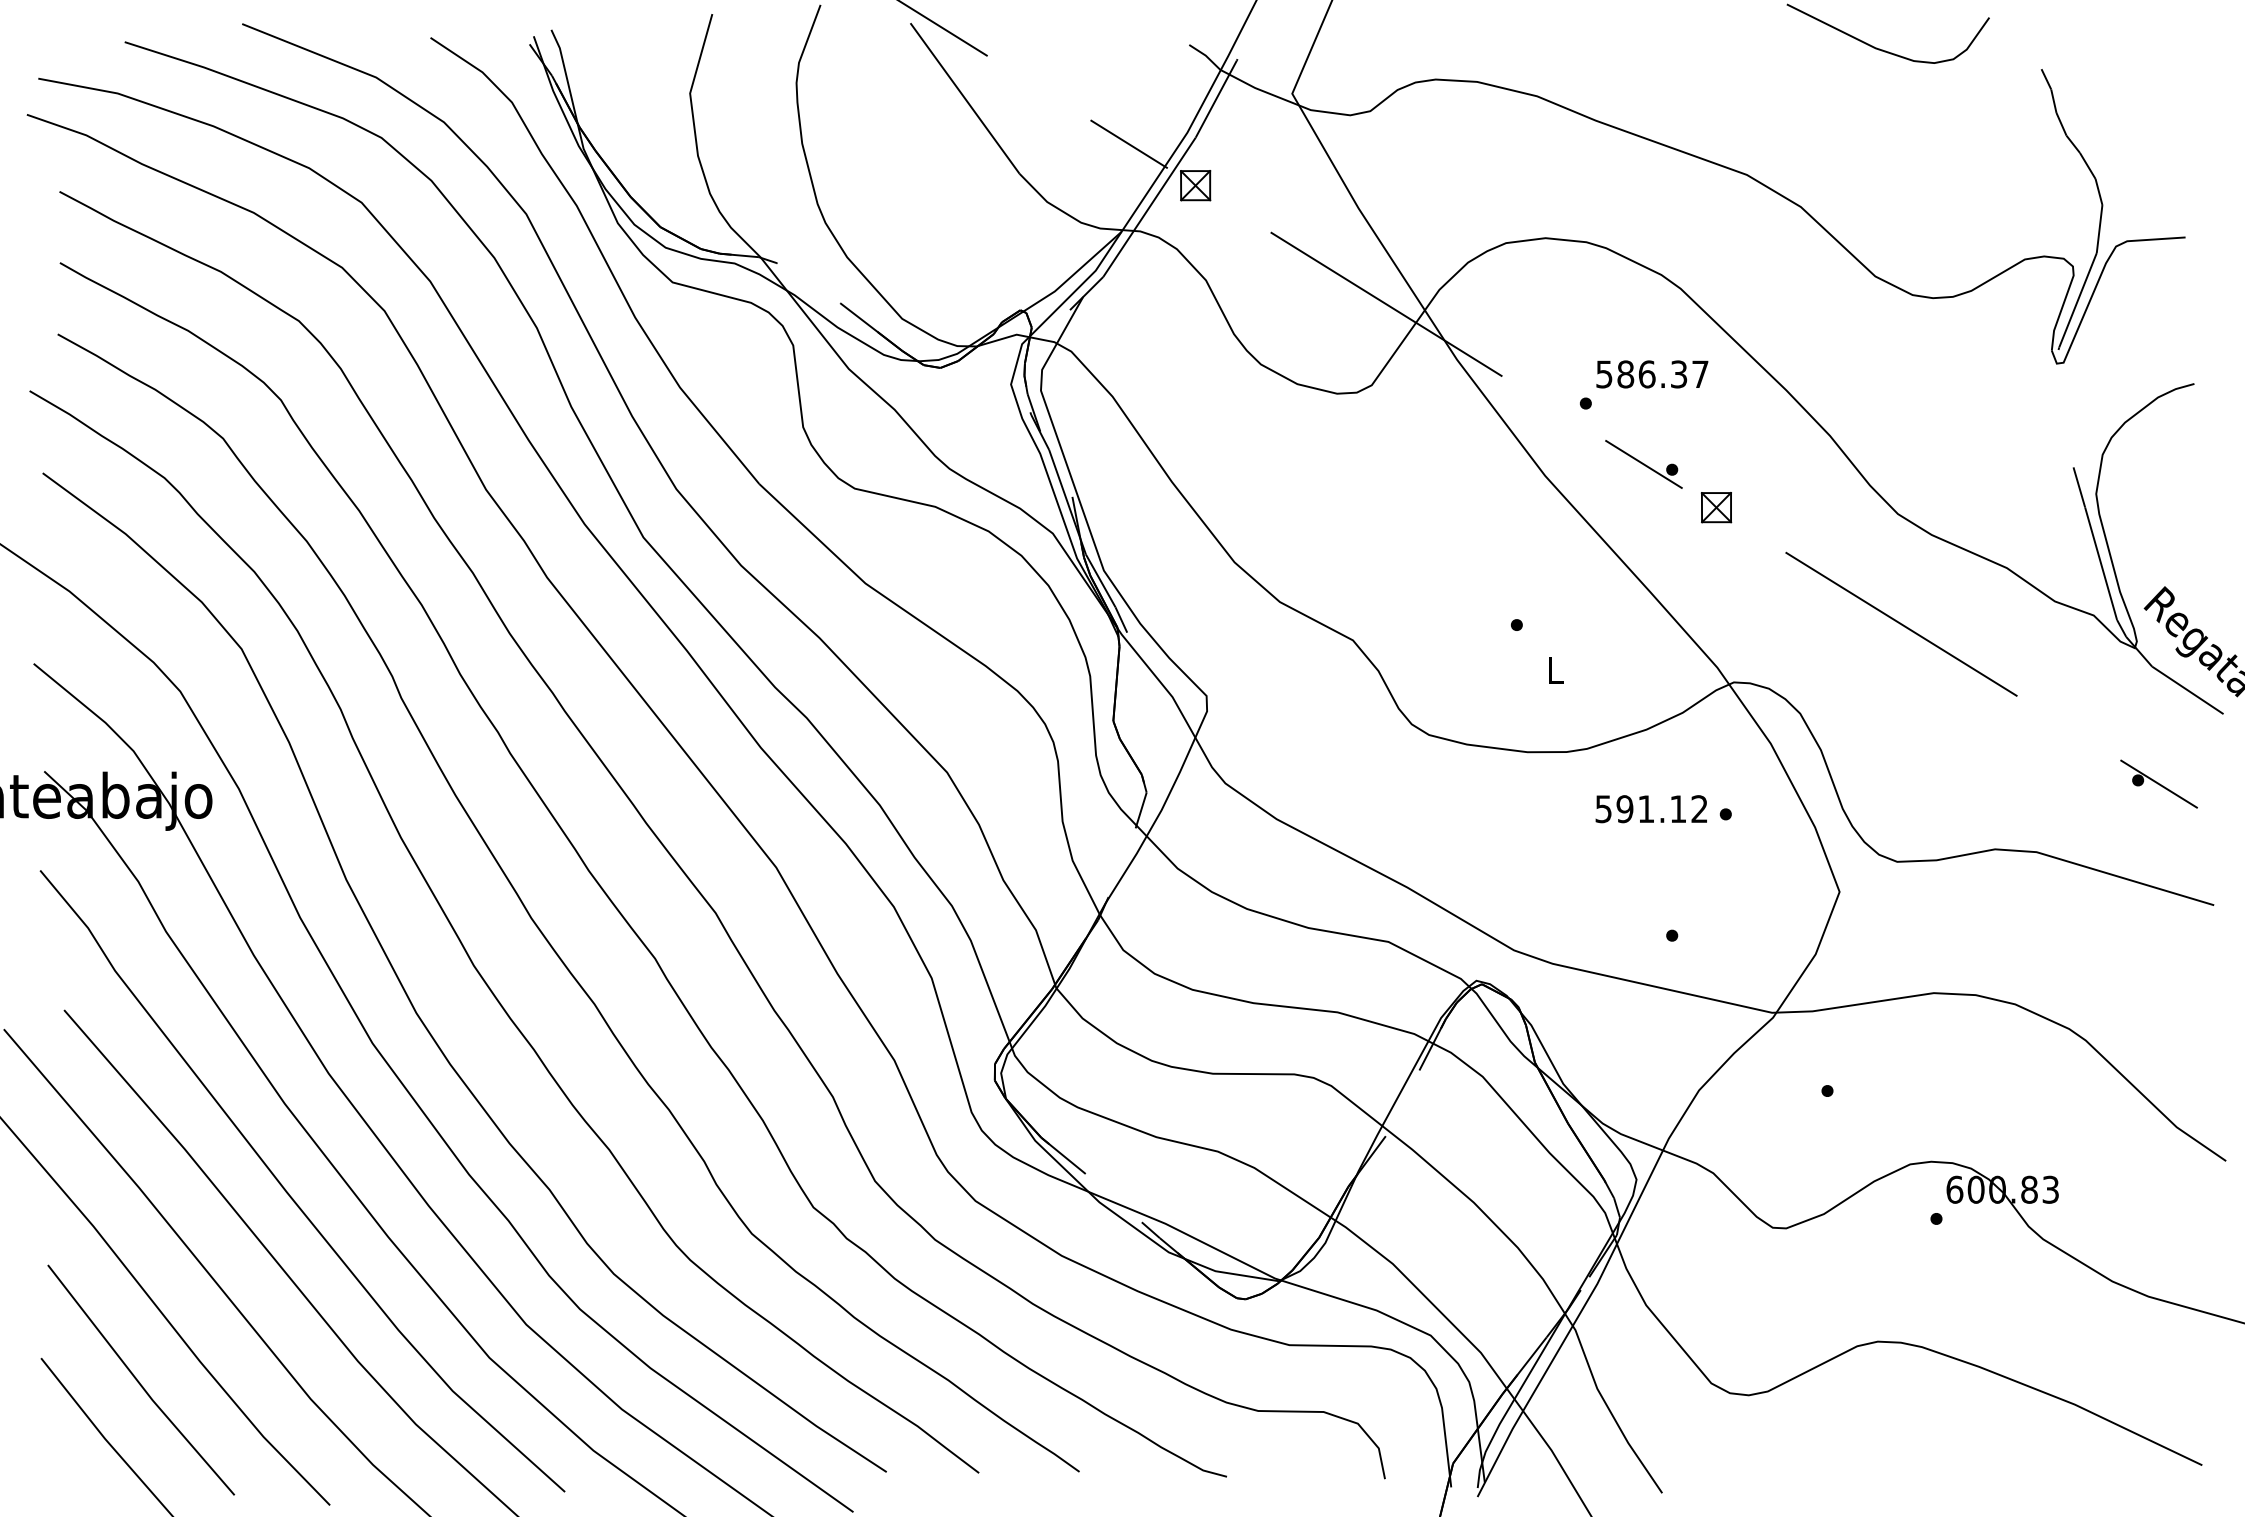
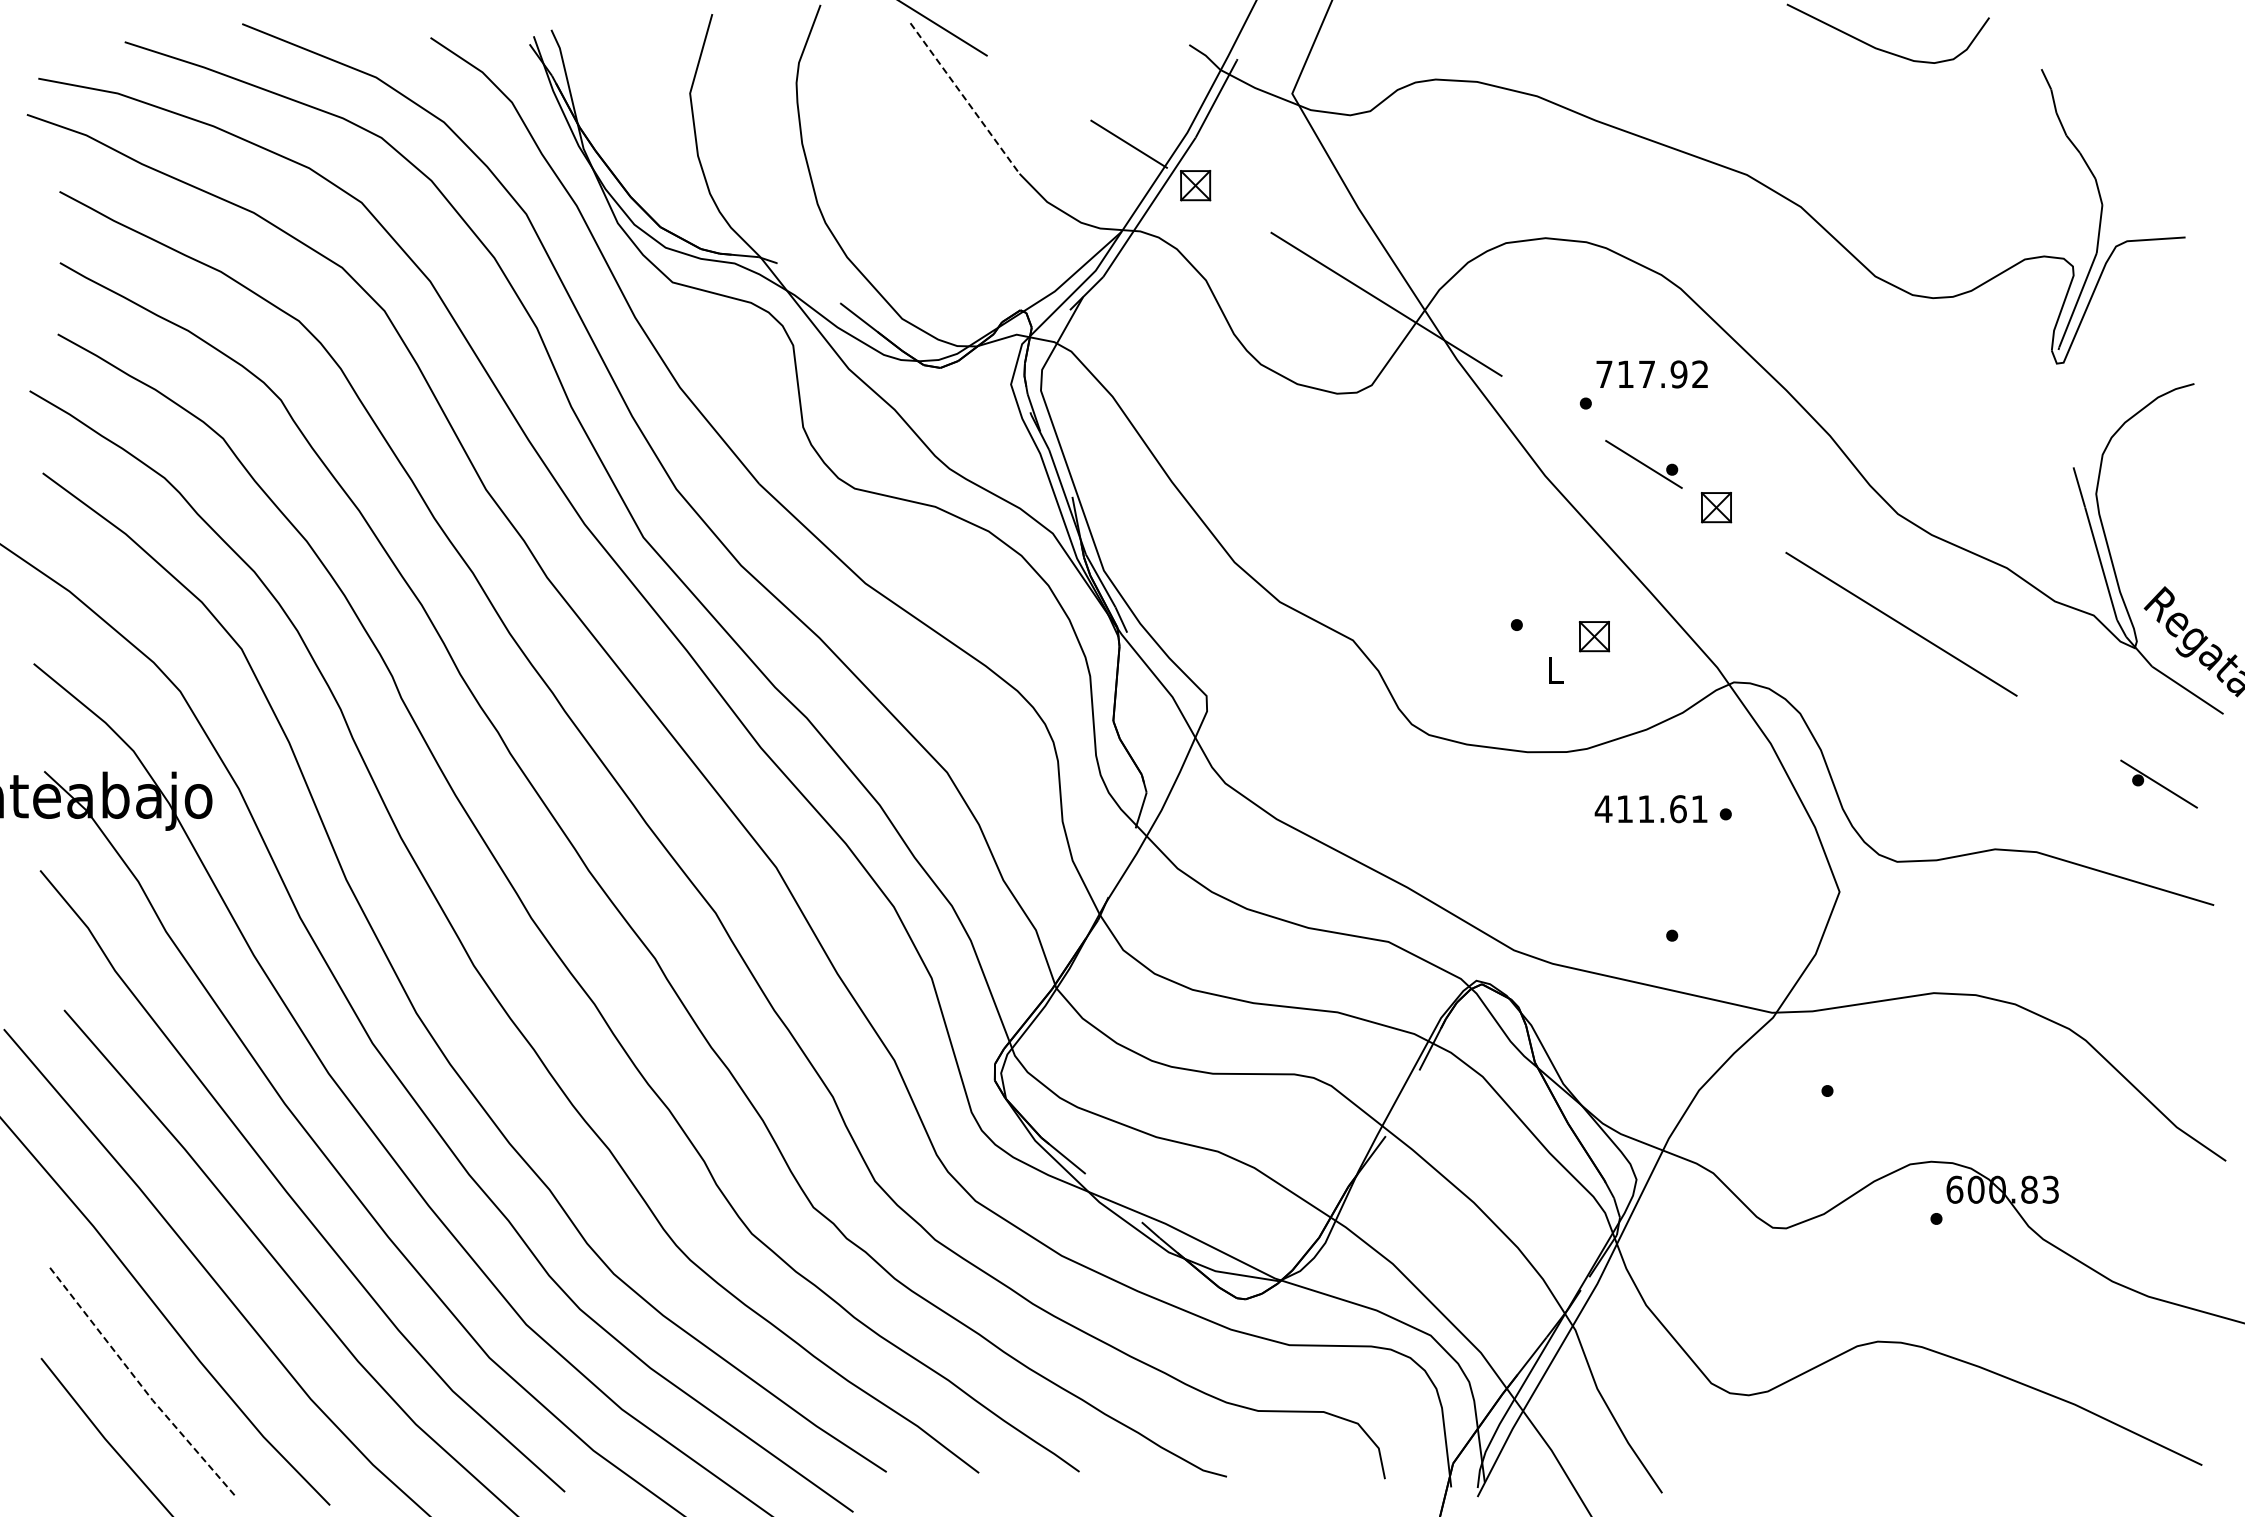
line: solid -> dashed (965, 98)
text: 586.37 -> 717.92 (1652, 374)
part: none -> present (1594, 636)
text: 591.12 -> 411.61 (1650, 809)
line: solid -> dashed (138, 1382)
